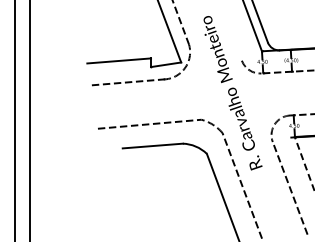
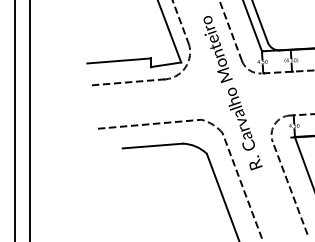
line: none -> present (230, 31)
line: dashed -> solid (304, 164)
